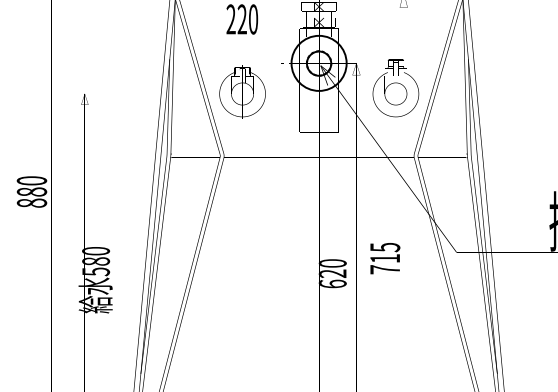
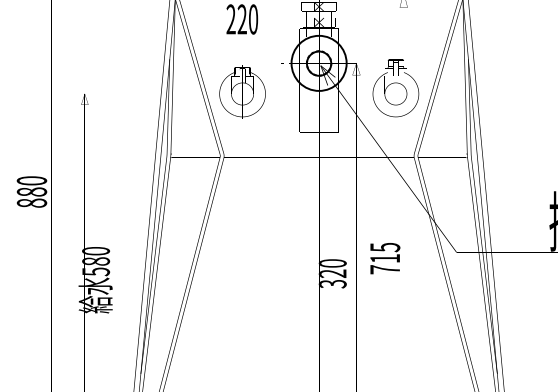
text: 620 -> 320 (332, 283)
